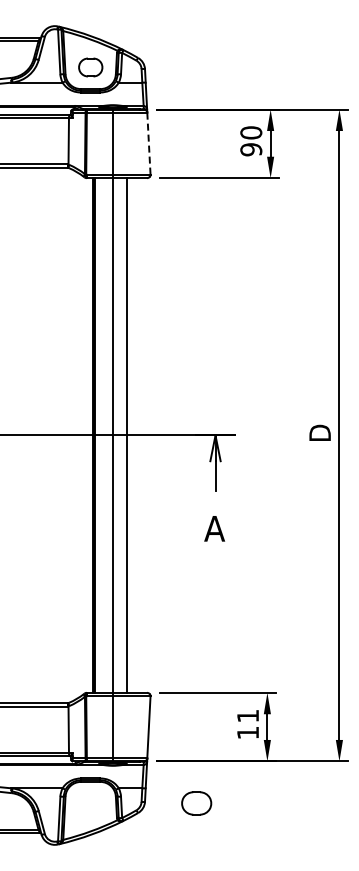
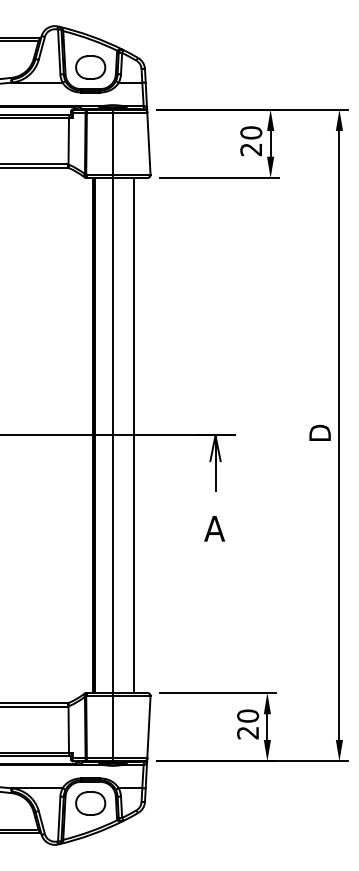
part size: 26x21 px -> 32x25 px (90, 67)
line: dashed -> solid (148, 143)
text: 90 -> 20 (251, 149)
line position: (126, 435) -> (133, 435) (133, 435)
text: 11 -> 20 (248, 724)
part position: (196, 803) -> (90, 803) (90, 803)
